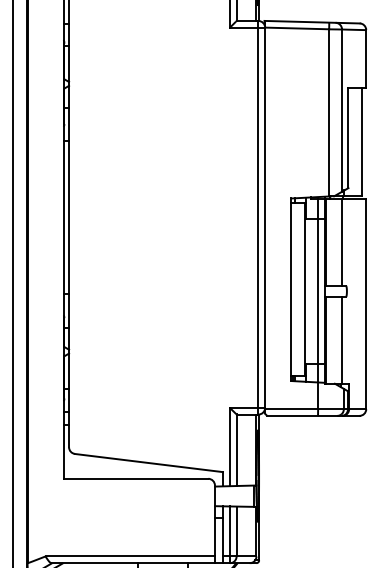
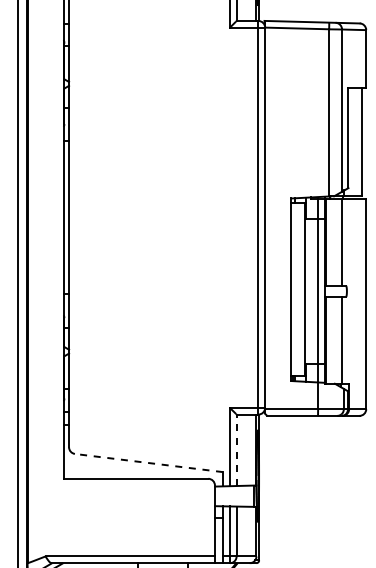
line position: (13, 283) -> (18, 283) (18, 283)
line: solid -> dashed (236, 450)
line: solid -> dashed (148, 463)
